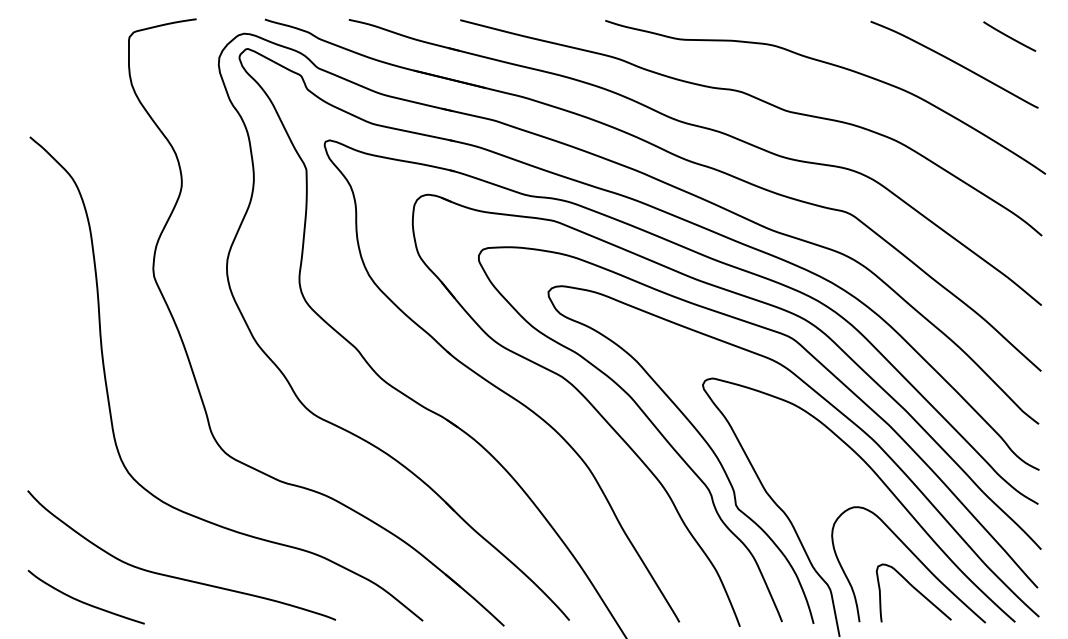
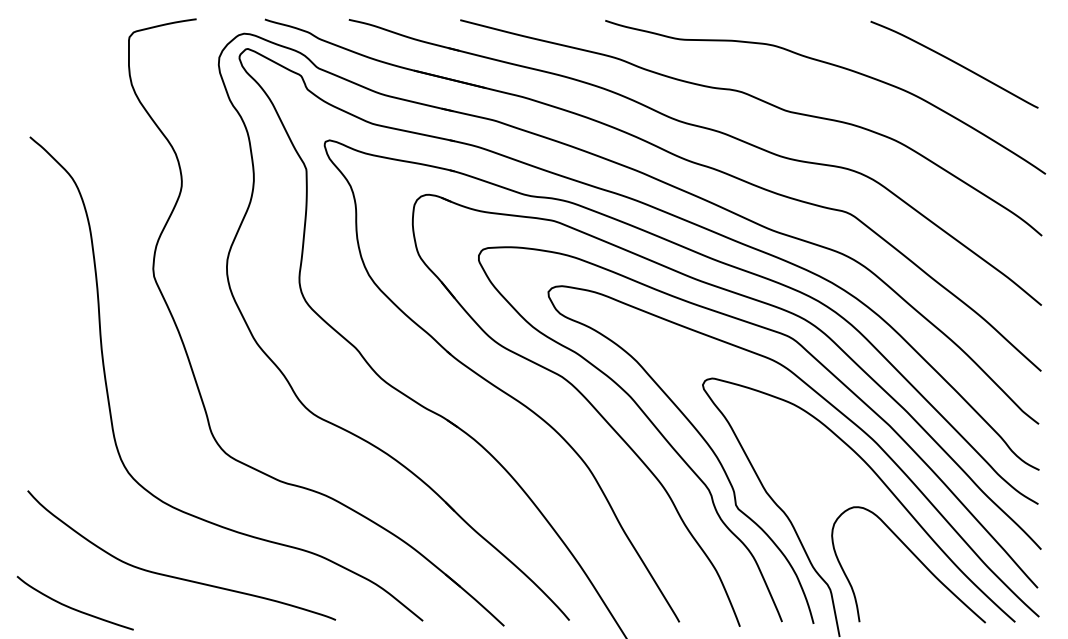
line: present -> none (1009, 36)
curve: present -> none (915, 590)
curve position: (83, 601) -> (72, 607) (72, 607)
